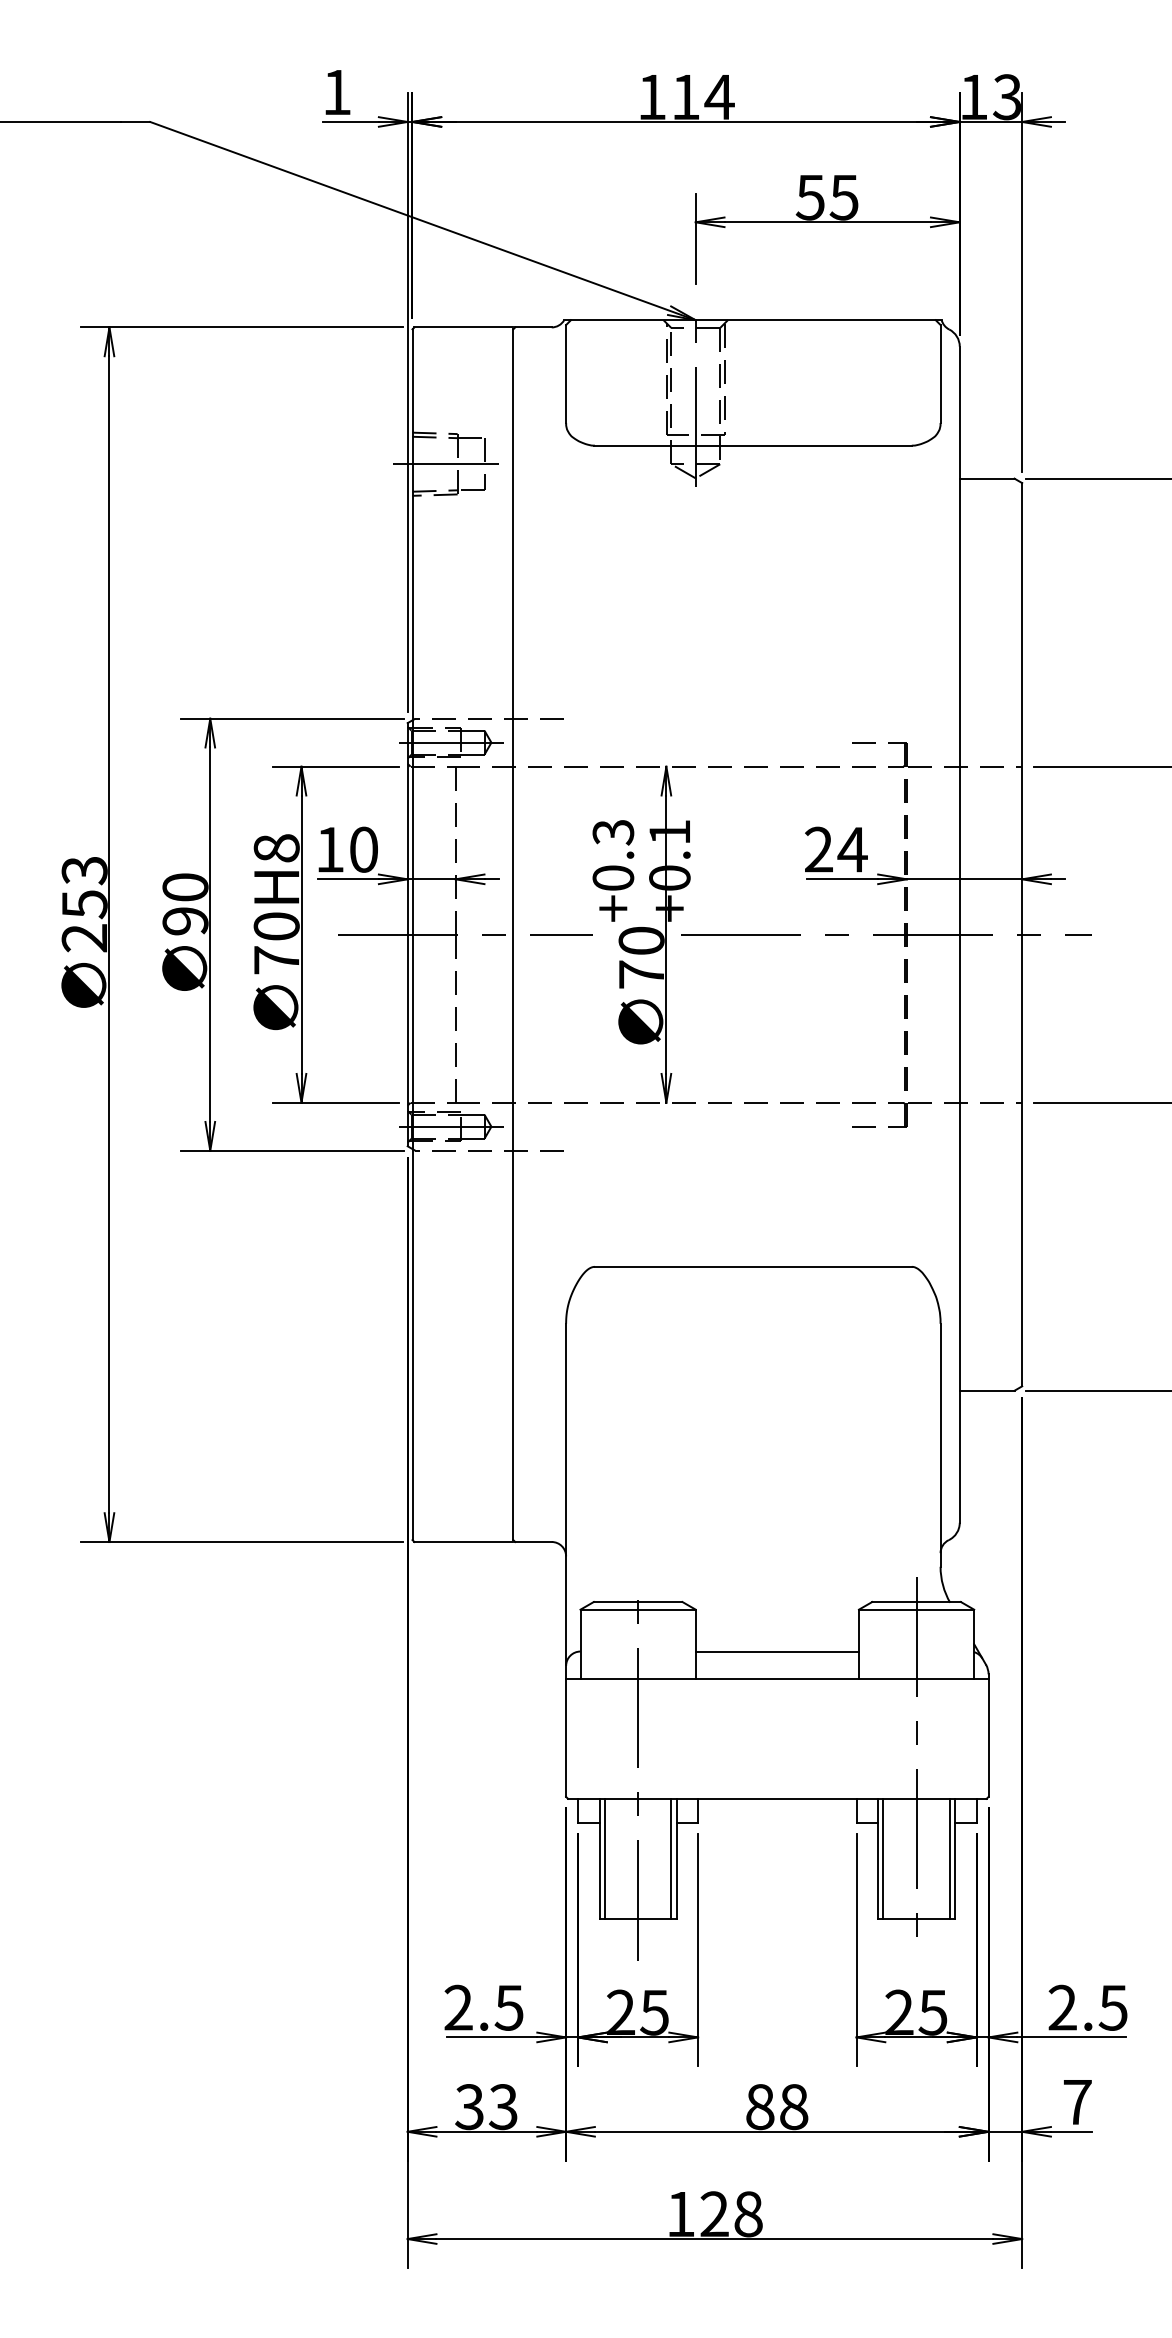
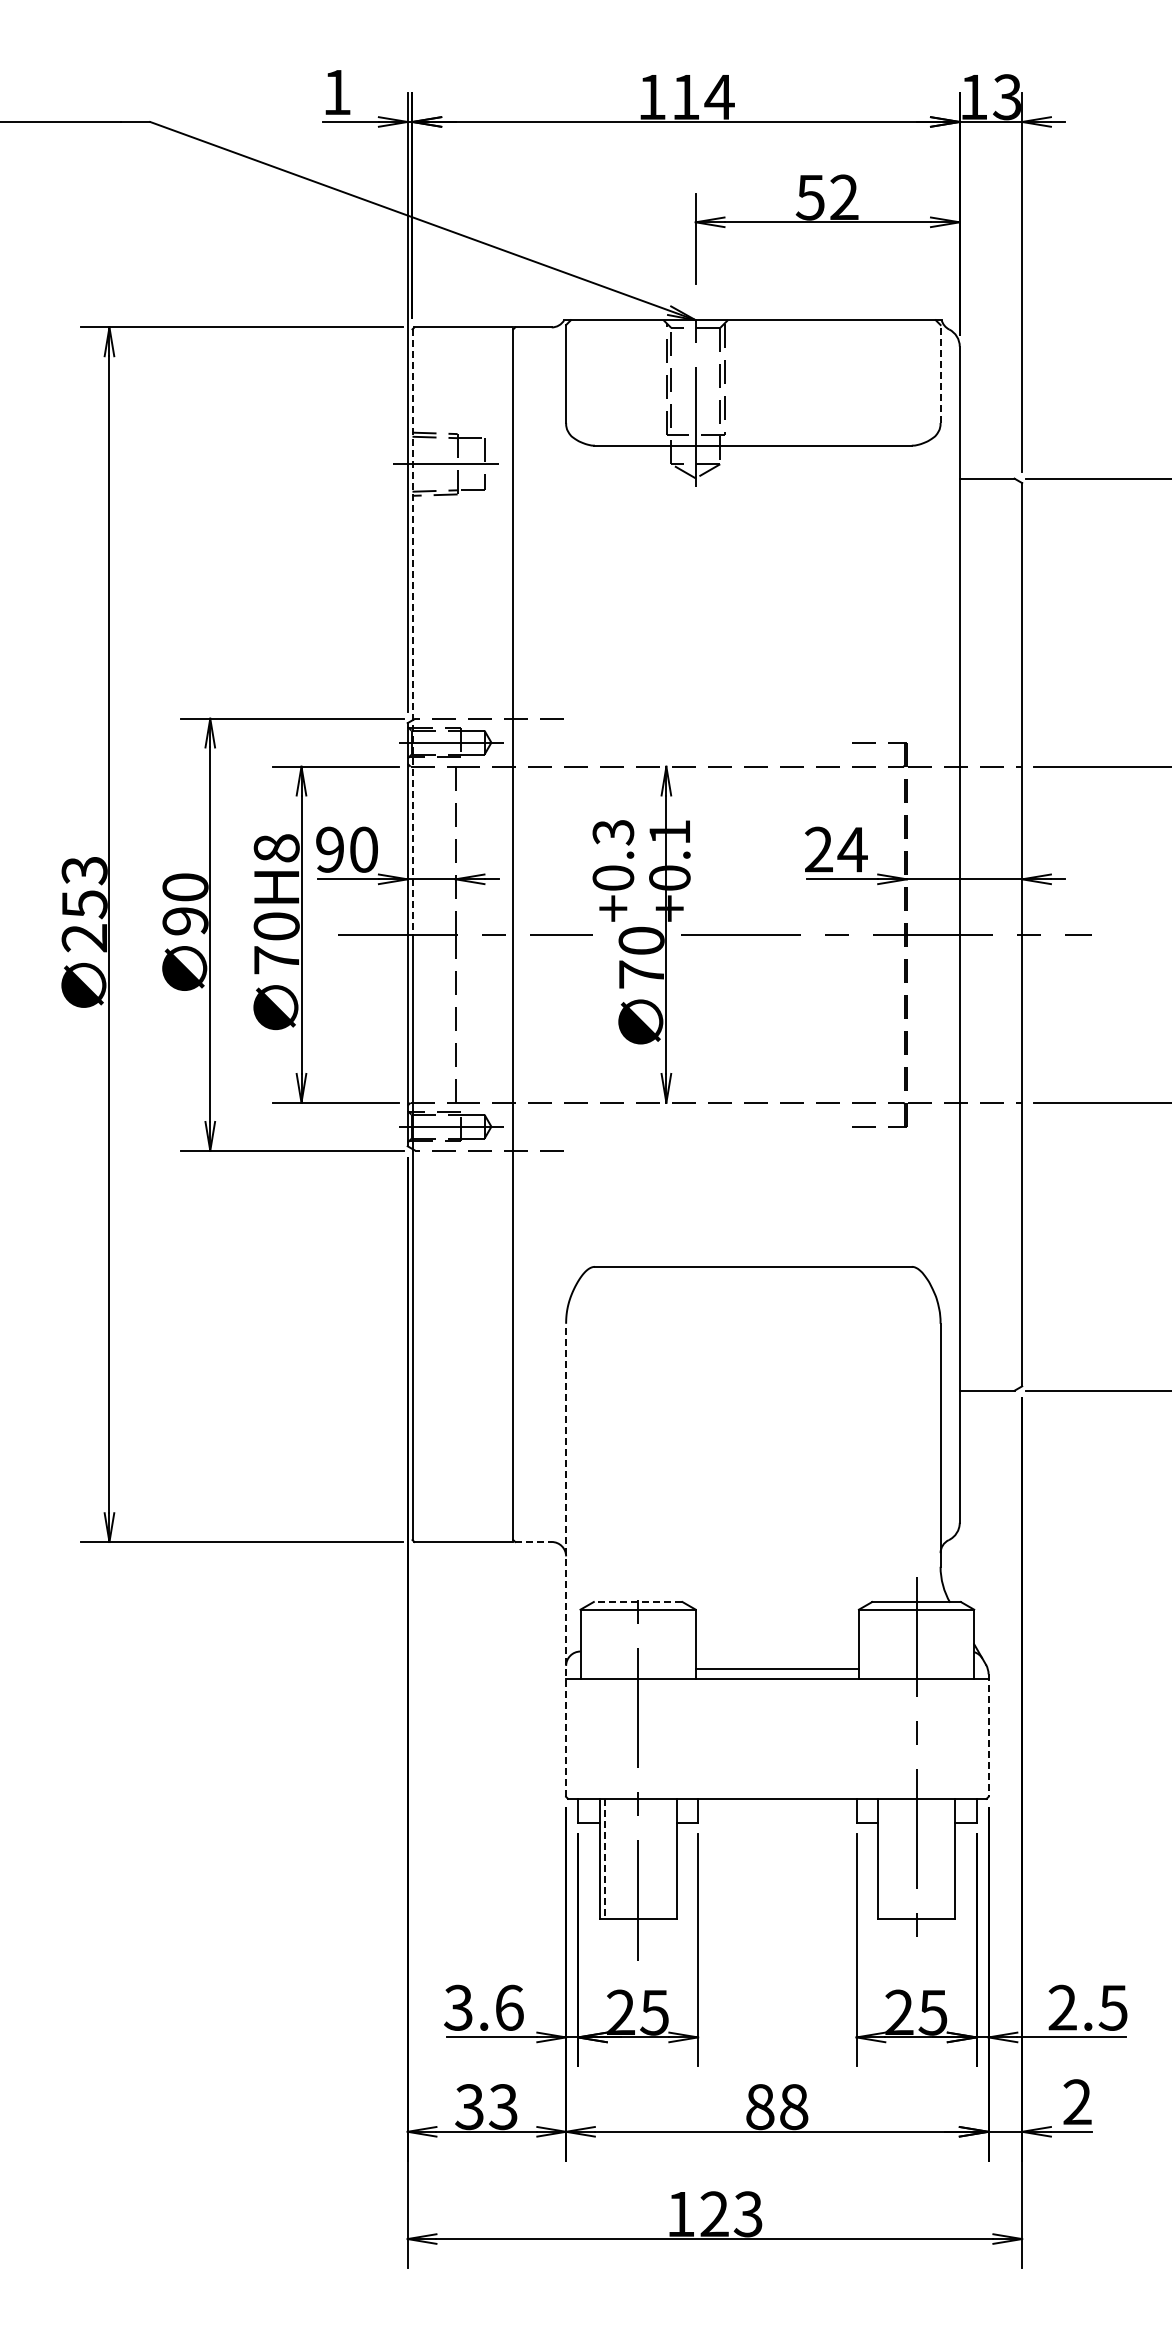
text: 55 -> 52 (843, 197)
line: solid -> dashed (940, 374)
line: solid -> dashed (412, 632)
text: 10 -> 90 (329, 849)
line: solid -> dashed (533, 1541)
line: solid -> dashed (566, 1560)
line: solid -> dashed (637, 1602)
line position: (776, 1651) -> (776, 1668) (776, 1668)
line: solid -> dashed (988, 1736)
line: present -> none (671, 1858)
line: present -> none (883, 1858)
line: present -> none (949, 1858)
line: solid -> dashed (604, 1859)
text: 2.5 -> 3.6 (483, 2007)
text: 7 -> 2 (1077, 2101)
text: 128 -> 123 (747, 2214)
